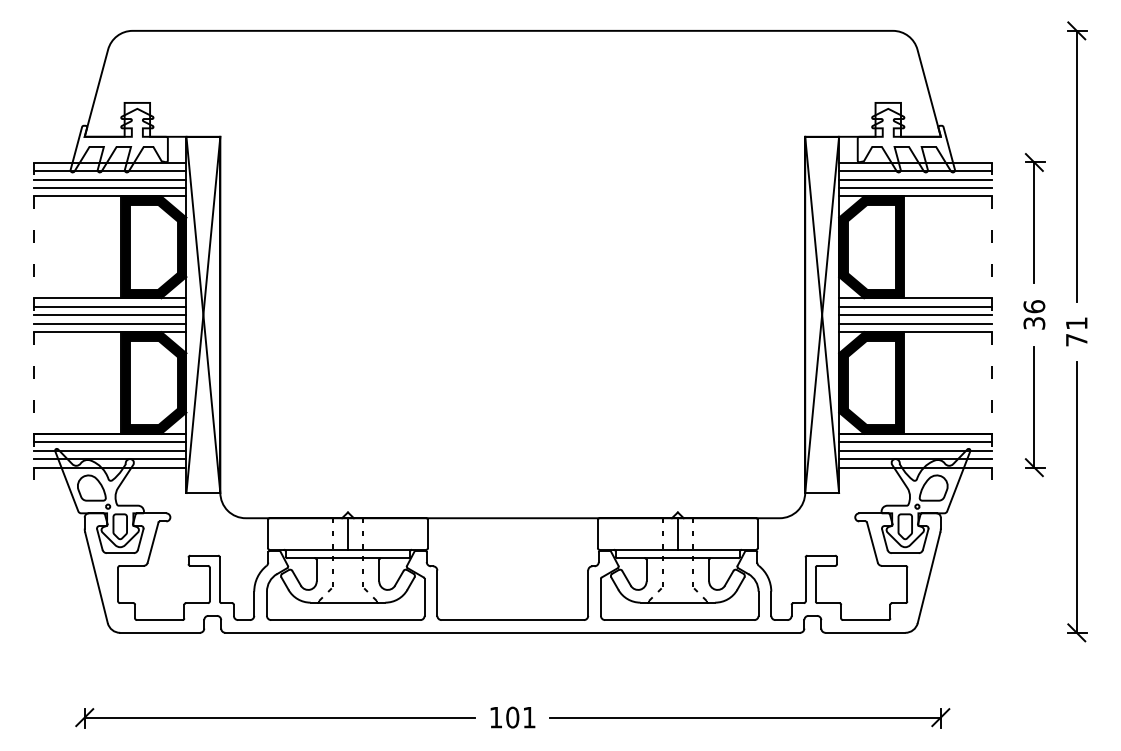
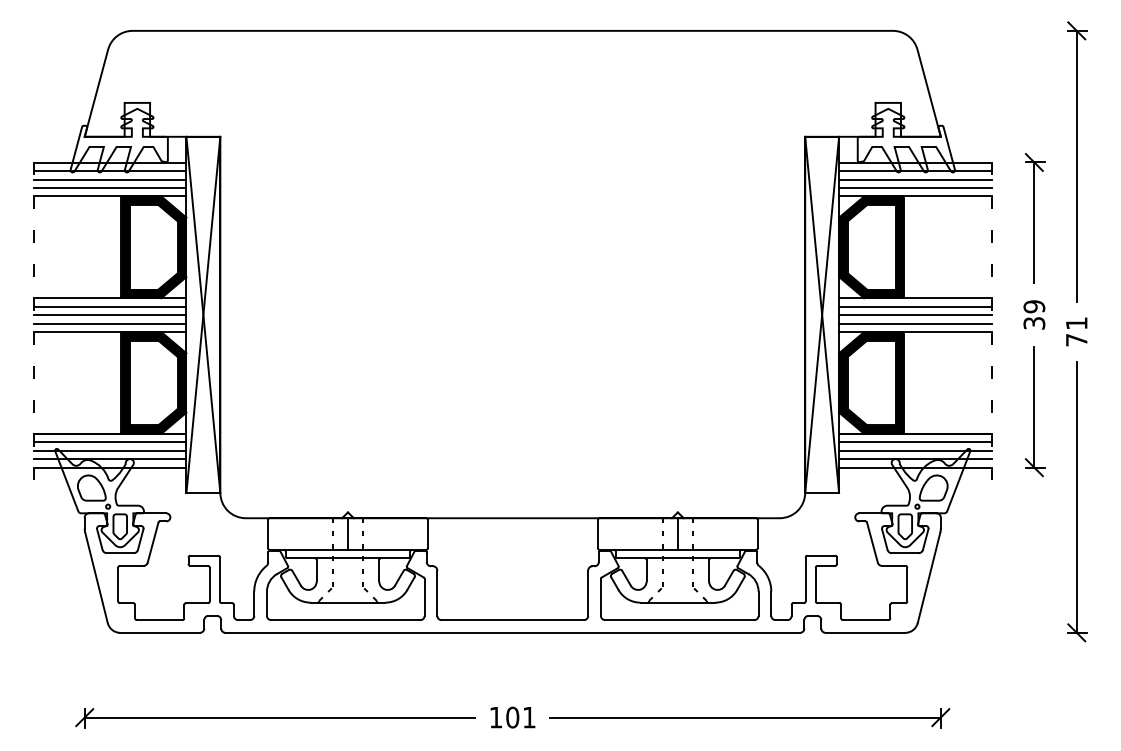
text: 36 -> 39 (1034, 306)
